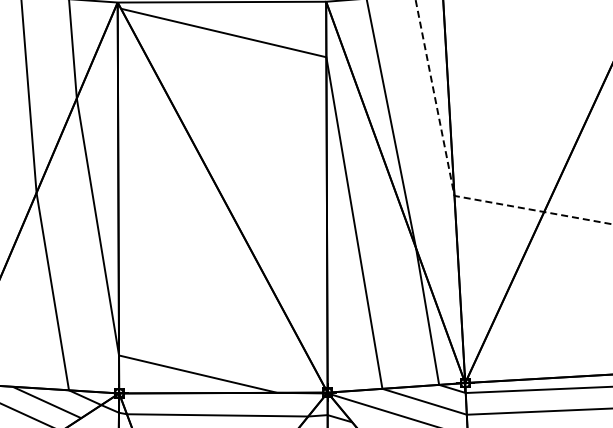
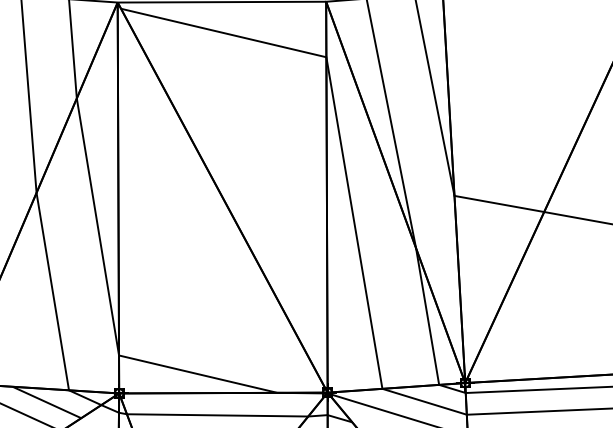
line: dashed -> solid (450, 178)
